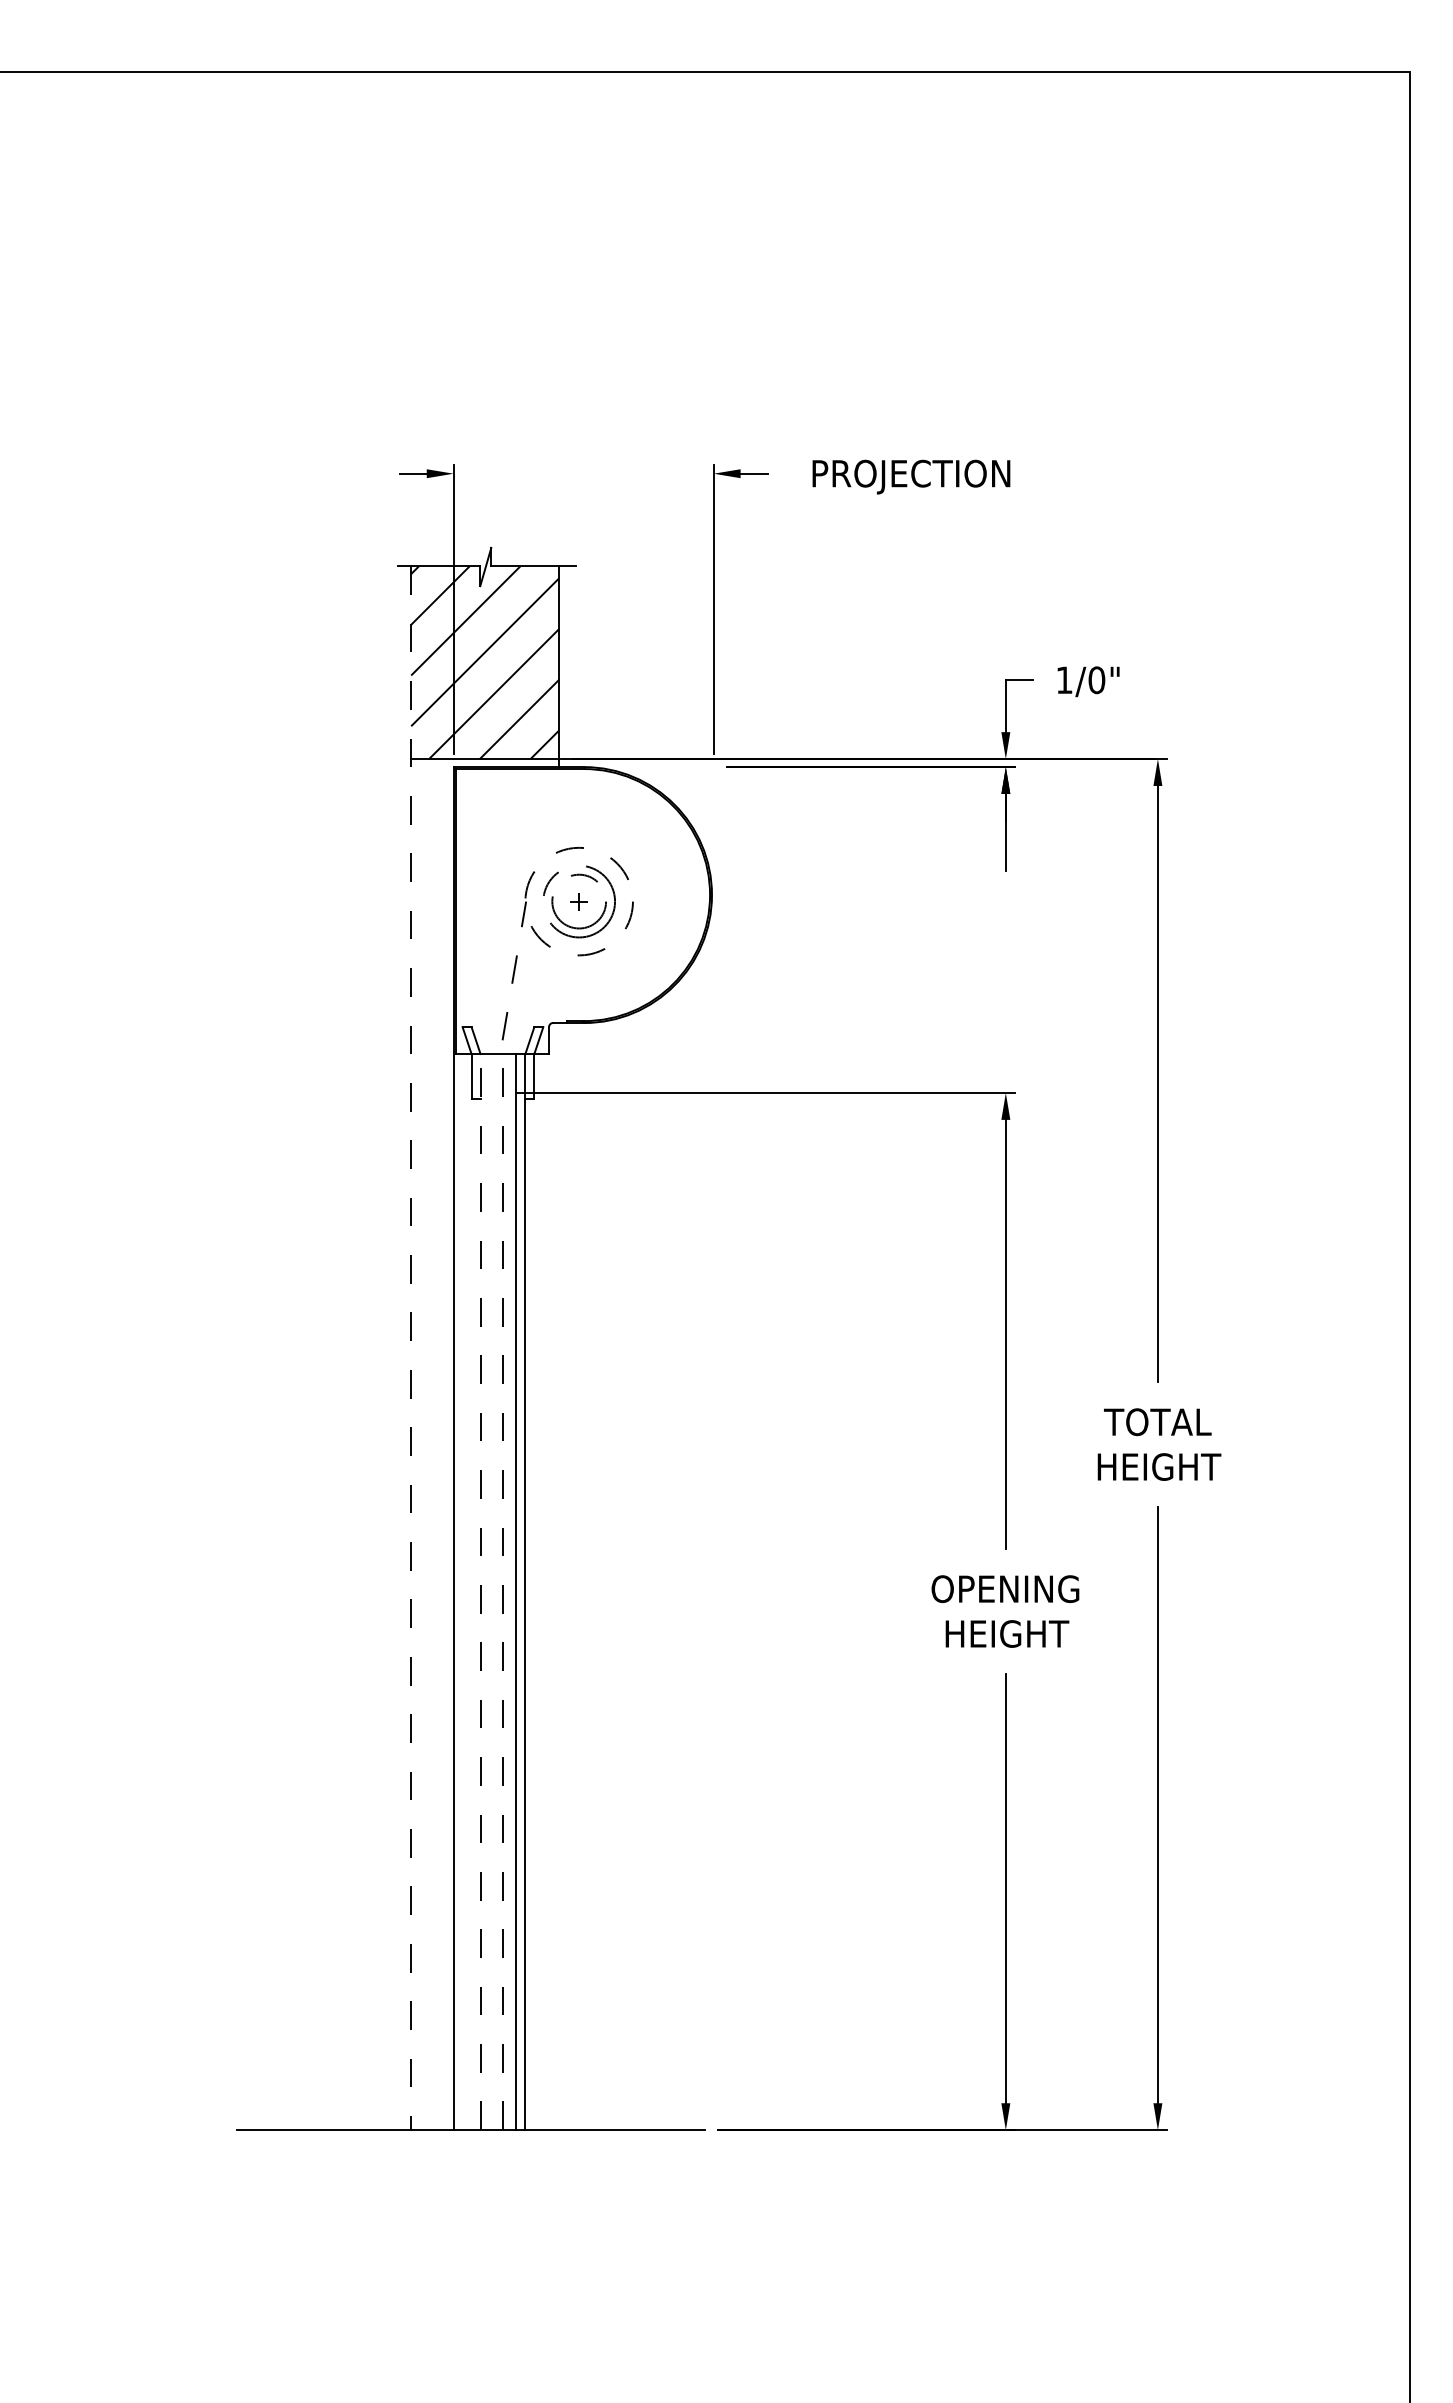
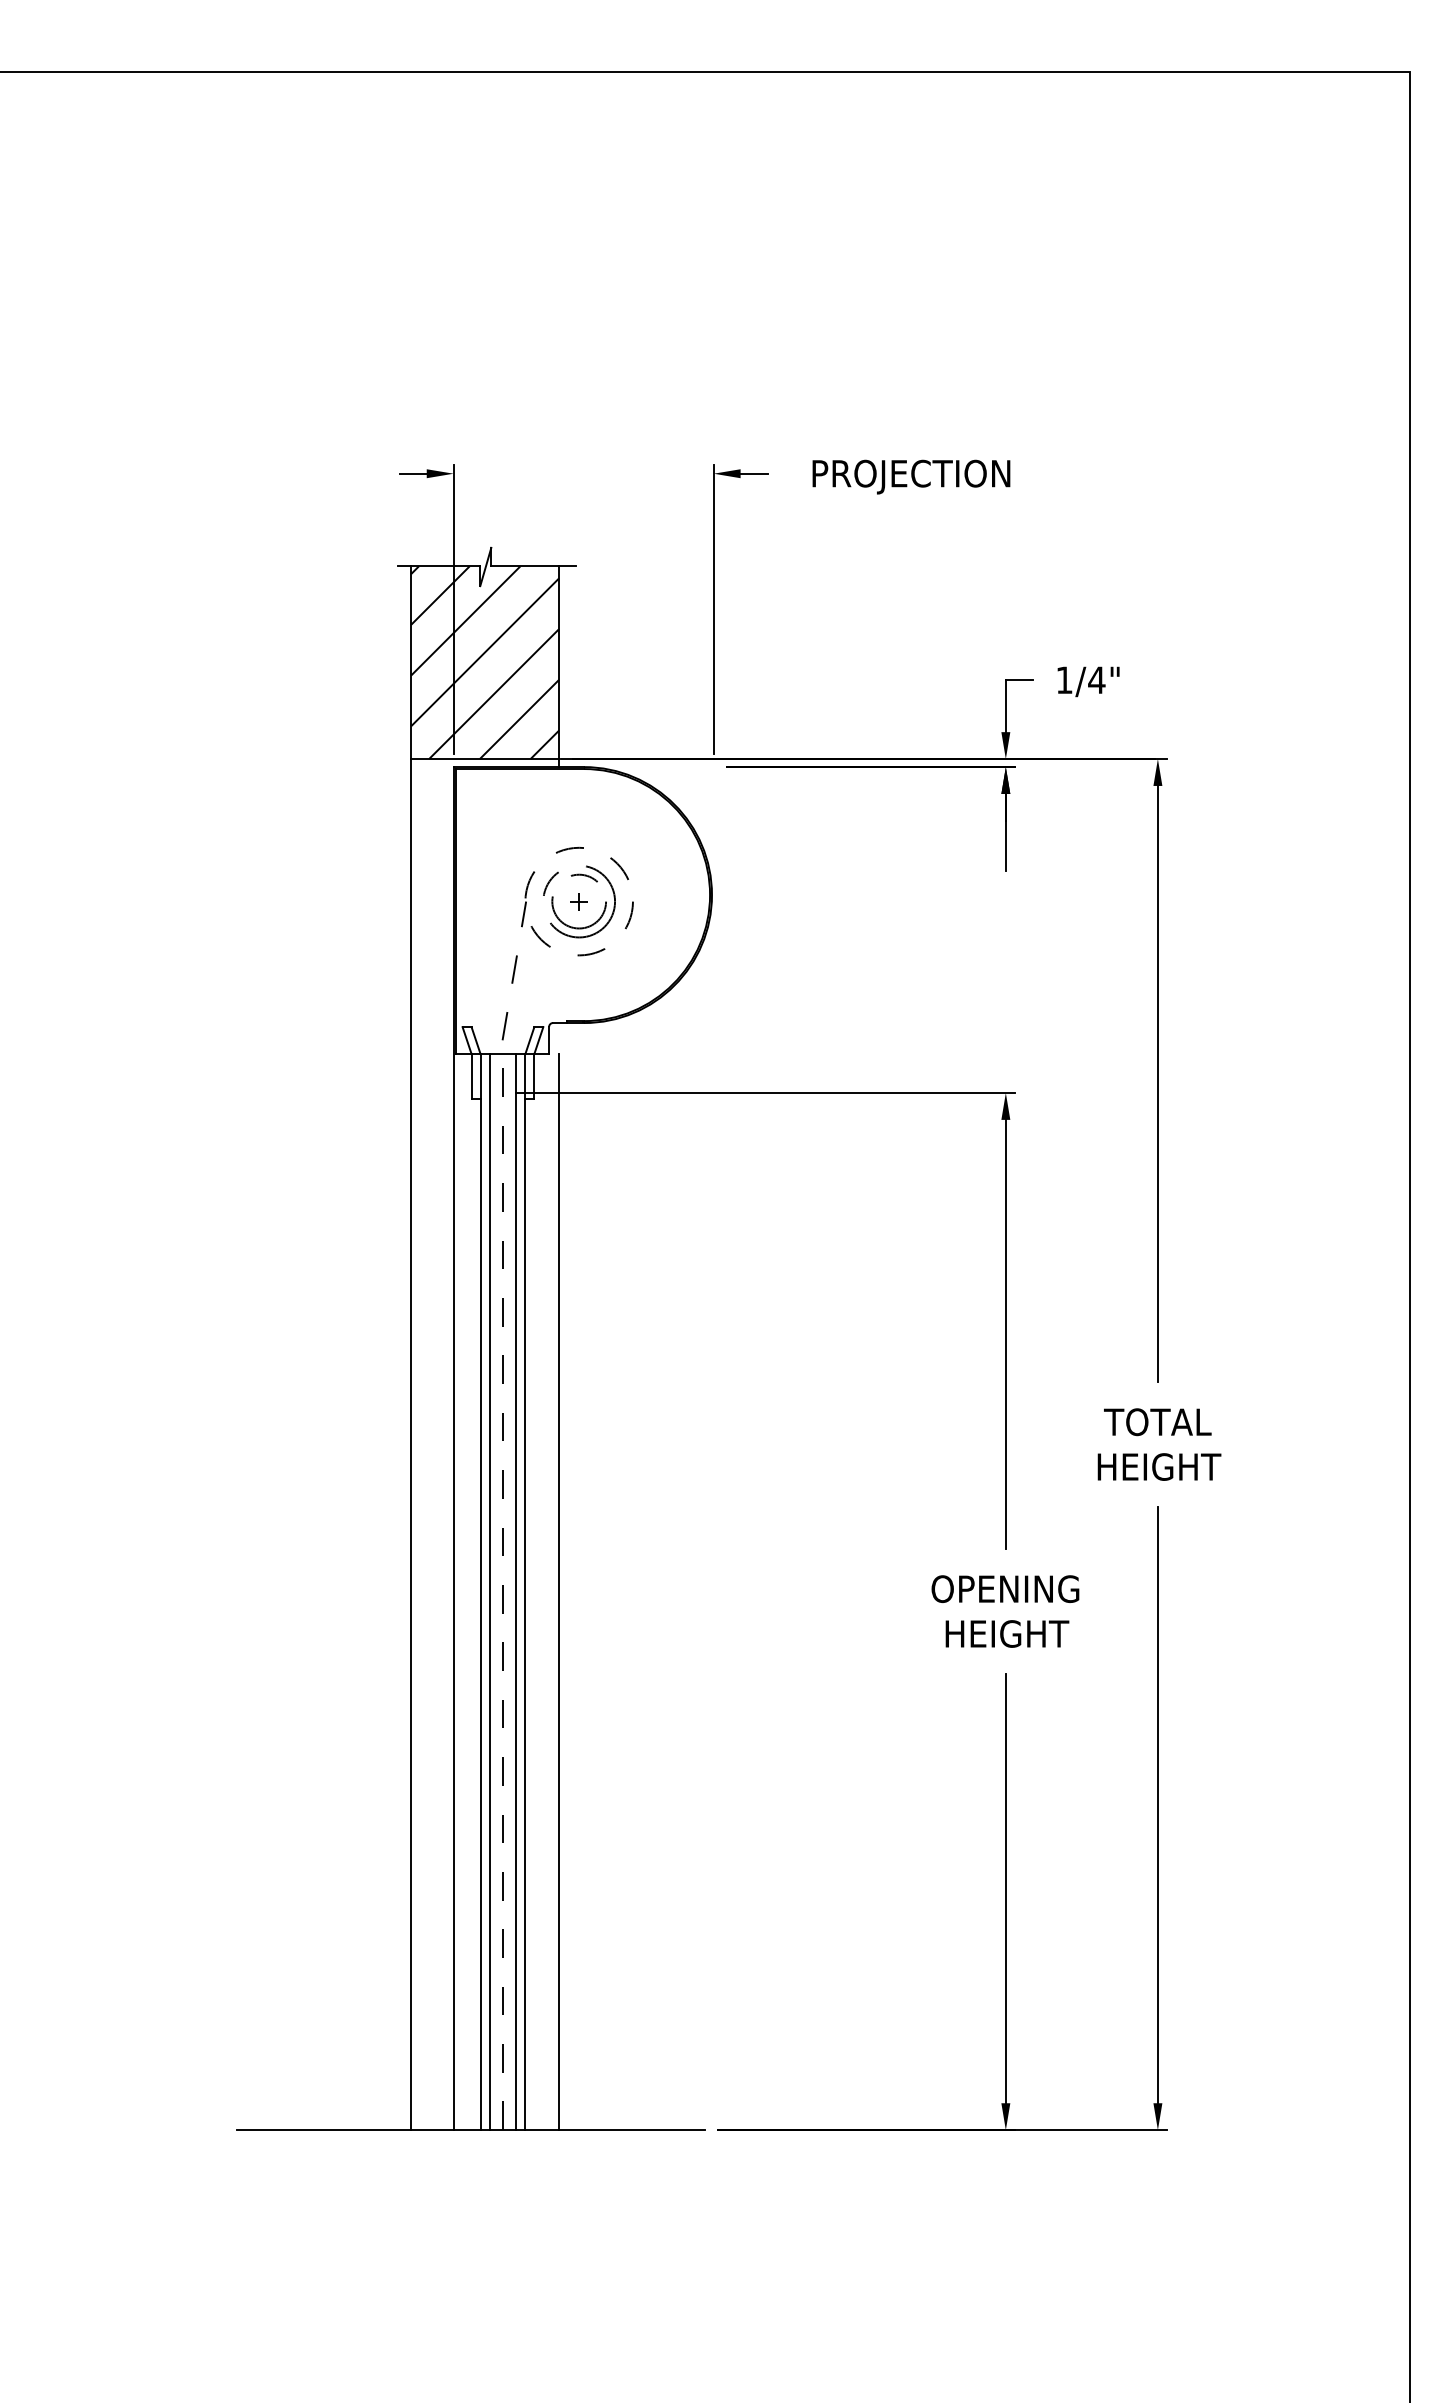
text: 1/0" -> 1/4" (1096, 680)
line: dashed -> solid (411, 1348)
line: dashed -> solid (480, 1591)
line: none -> present (489, 1592)
line: none -> present (559, 1592)
